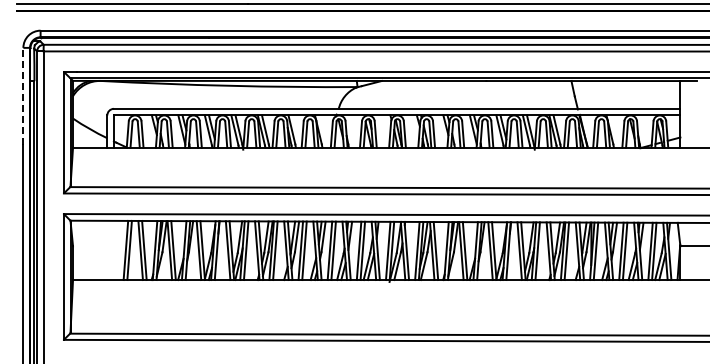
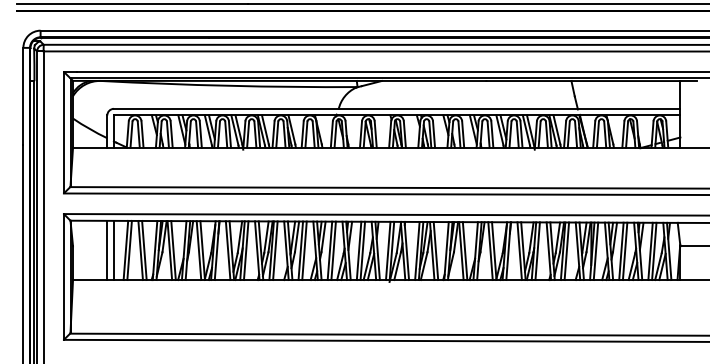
line: dashed -> solid (23, 95)
line: none -> present (107, 250)
line: none -> present (113, 250)
